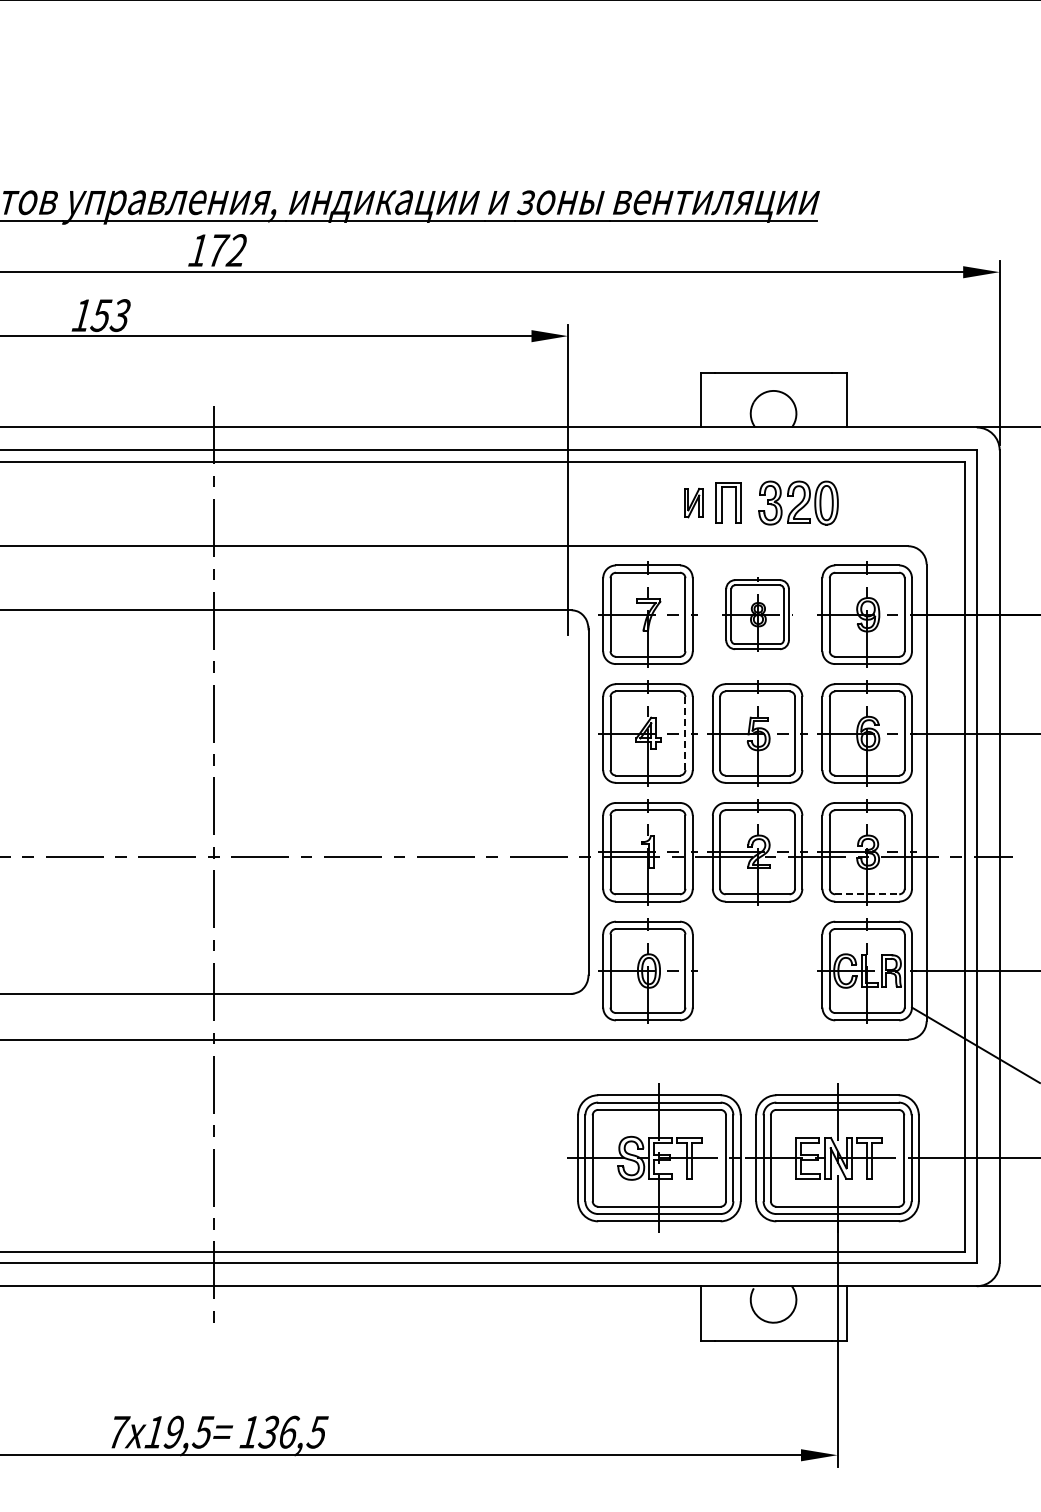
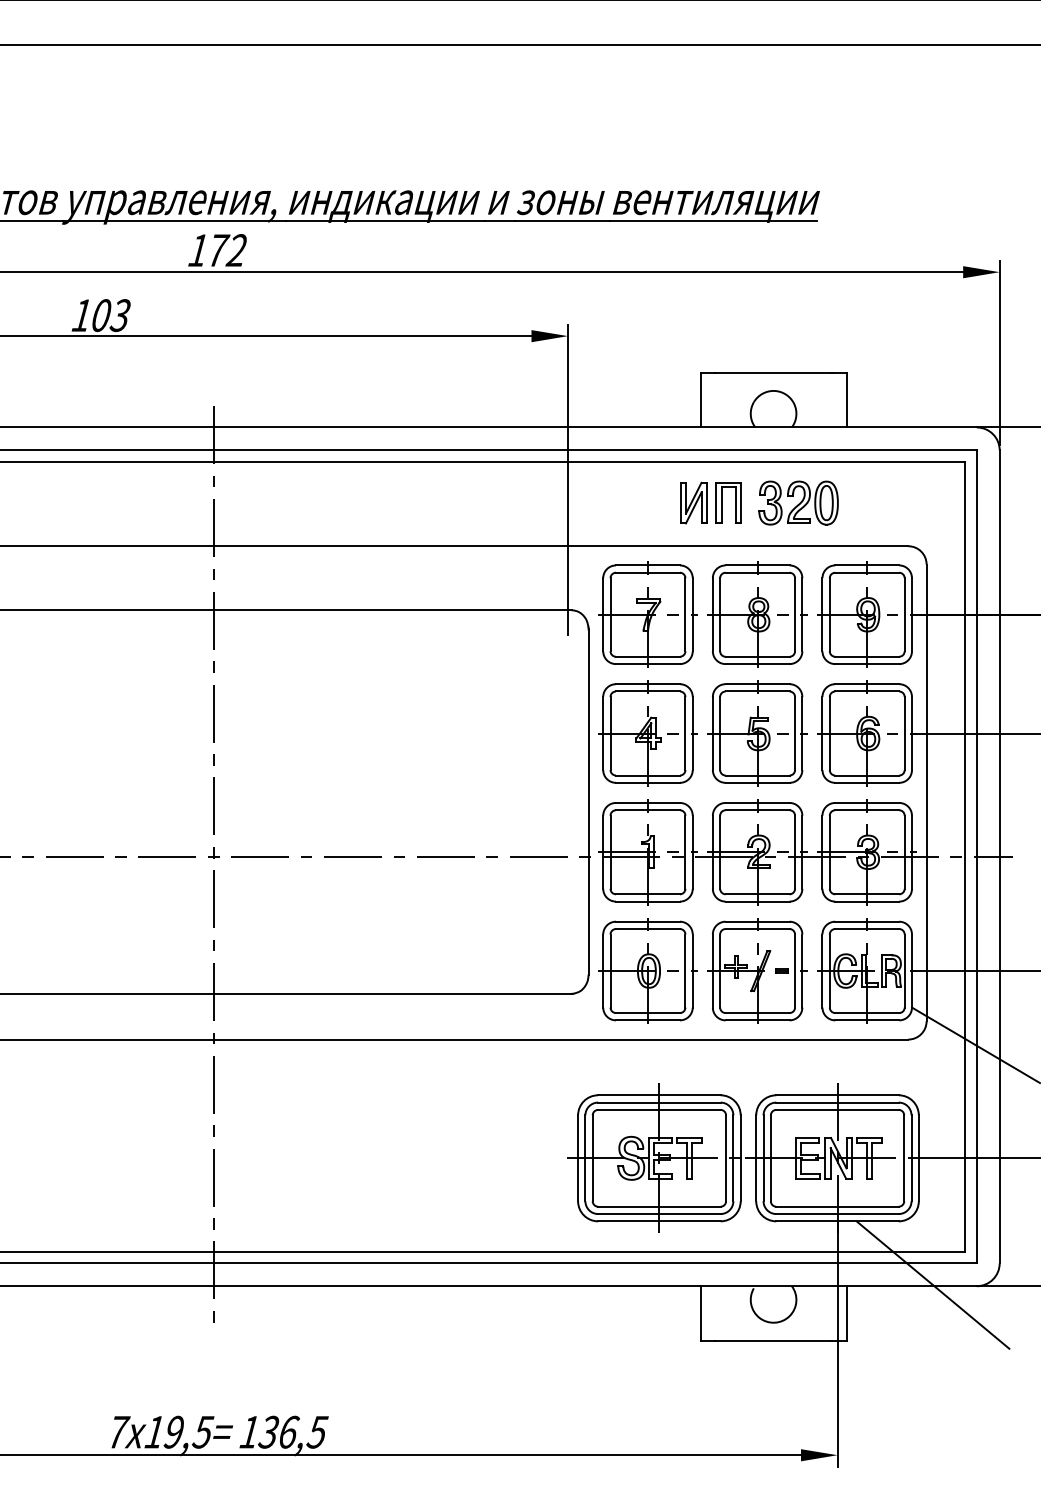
line: none -> present (519, 45)
text: 153 -> 103 (101, 315)
part size: 20x31 px -> 28x44 px (693, 502)
part size: 71x75 px -> 101x107 px (757, 614)
line: dashed -> solid (685, 733)
line: dashed -> solid (867, 894)
part: none -> present (757, 970)
line: none -> present (932, 1284)
